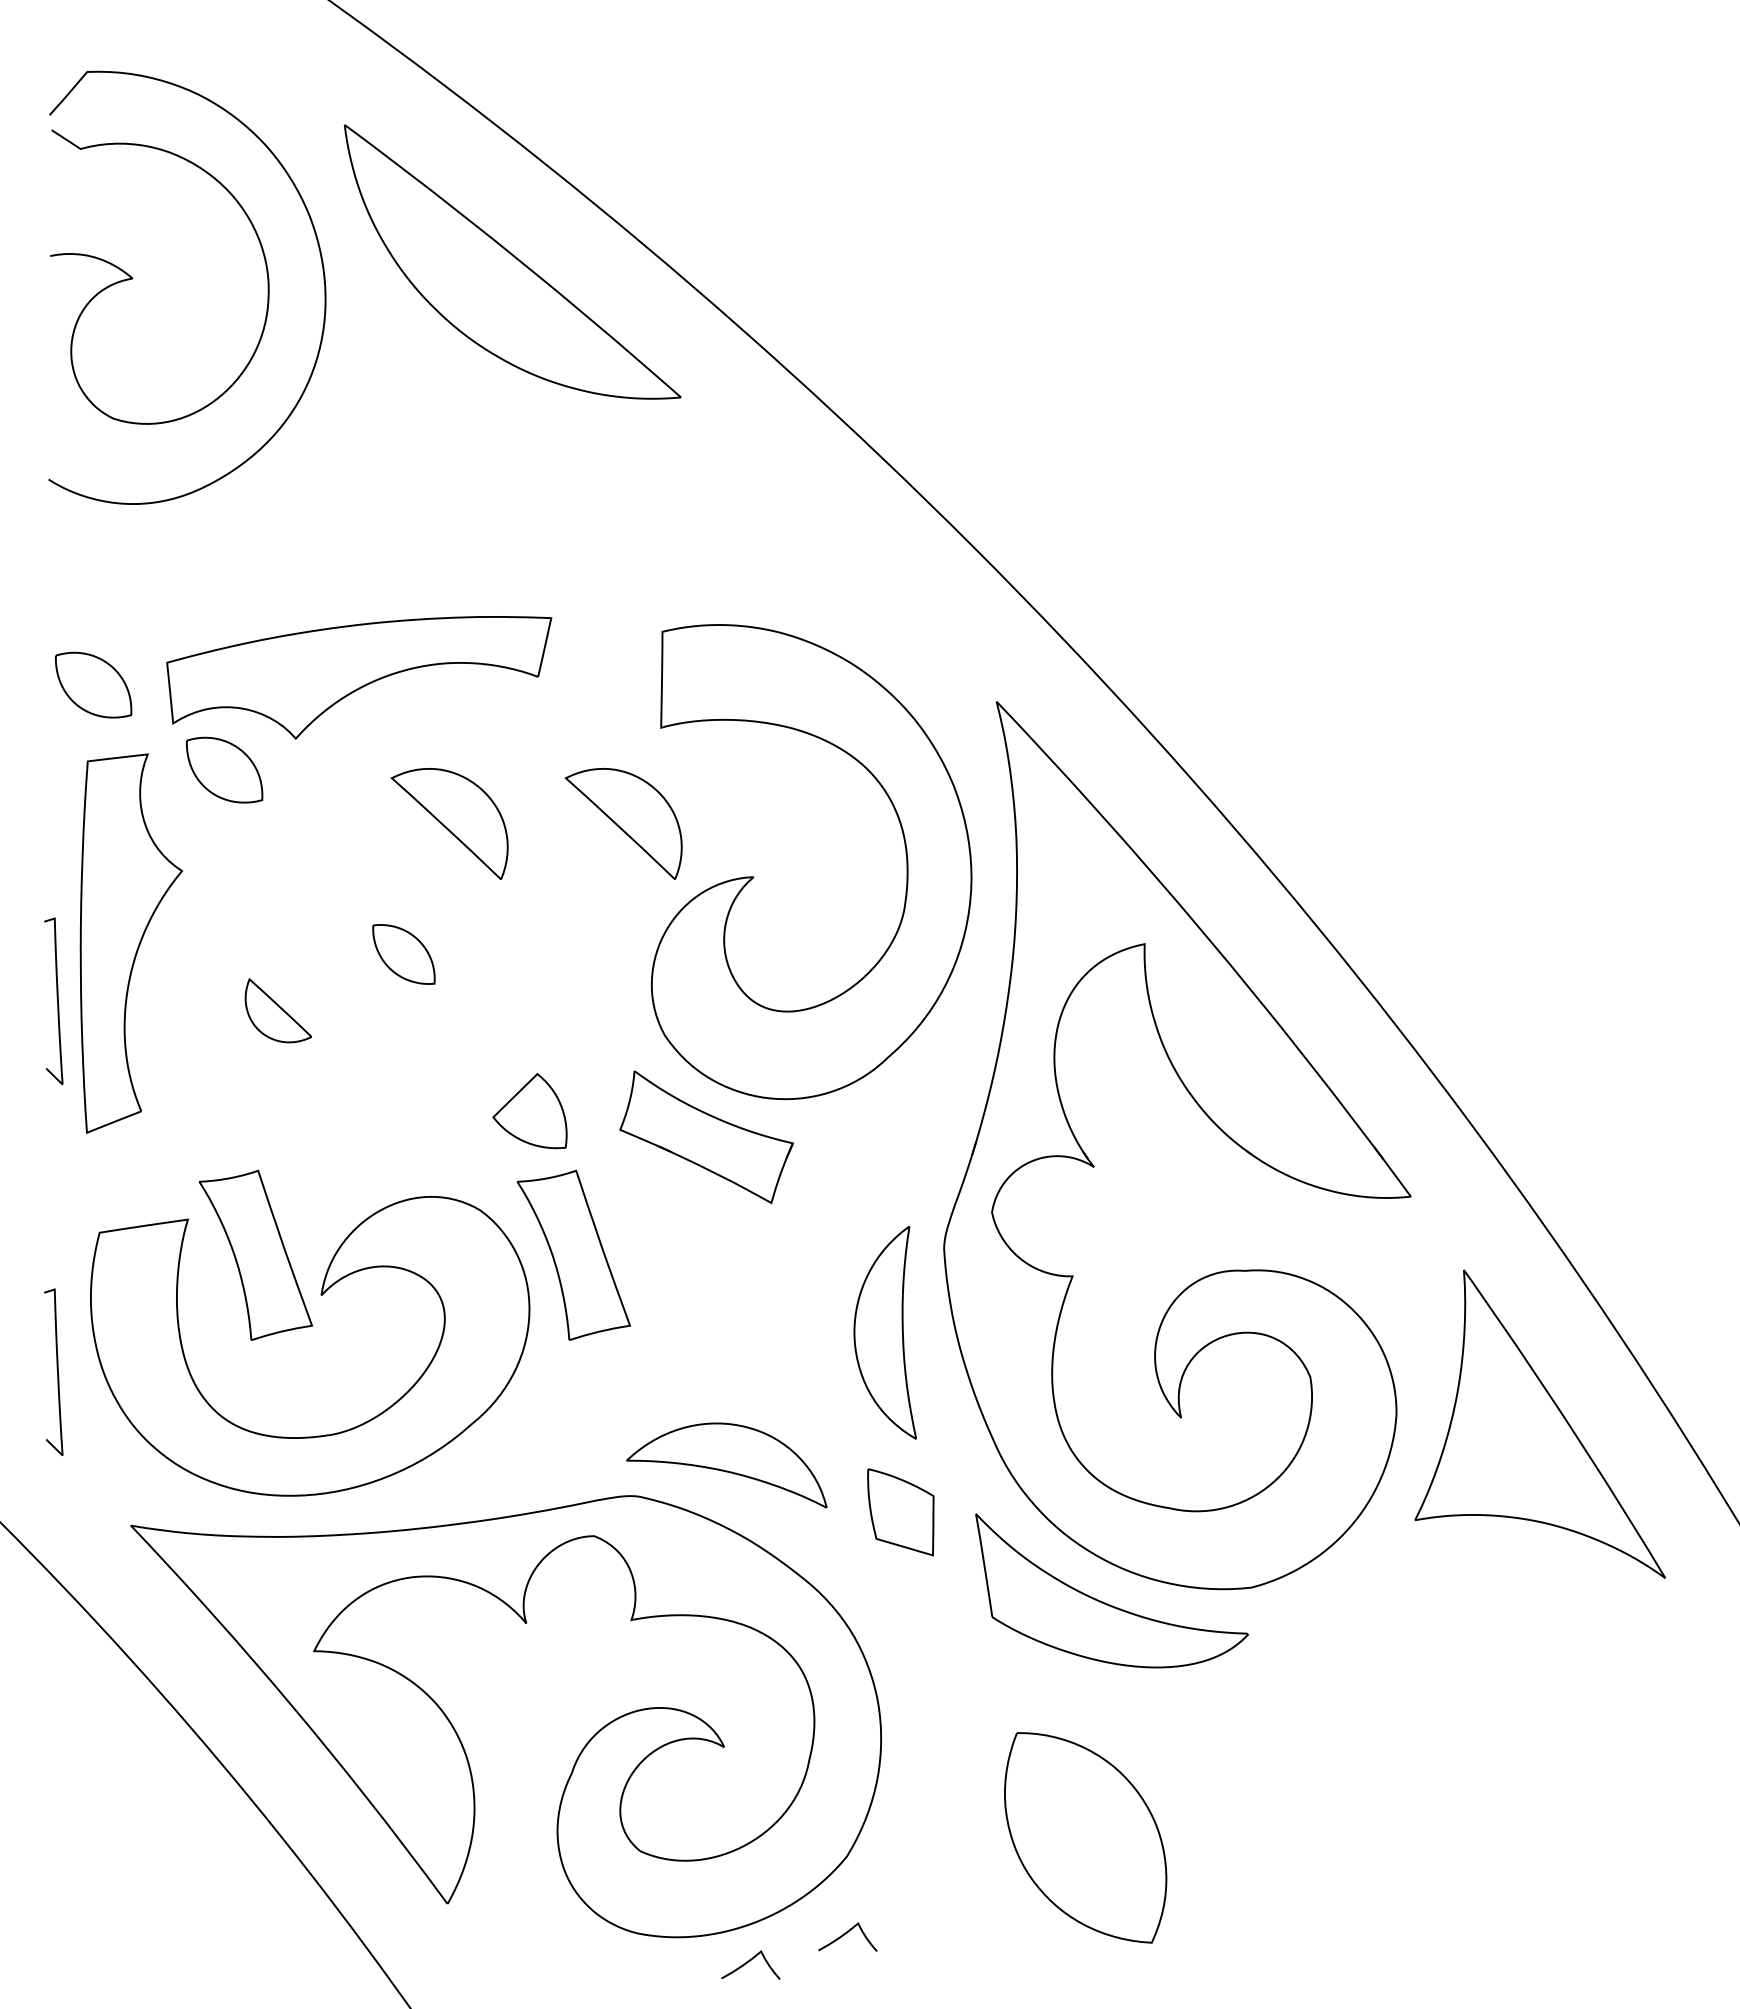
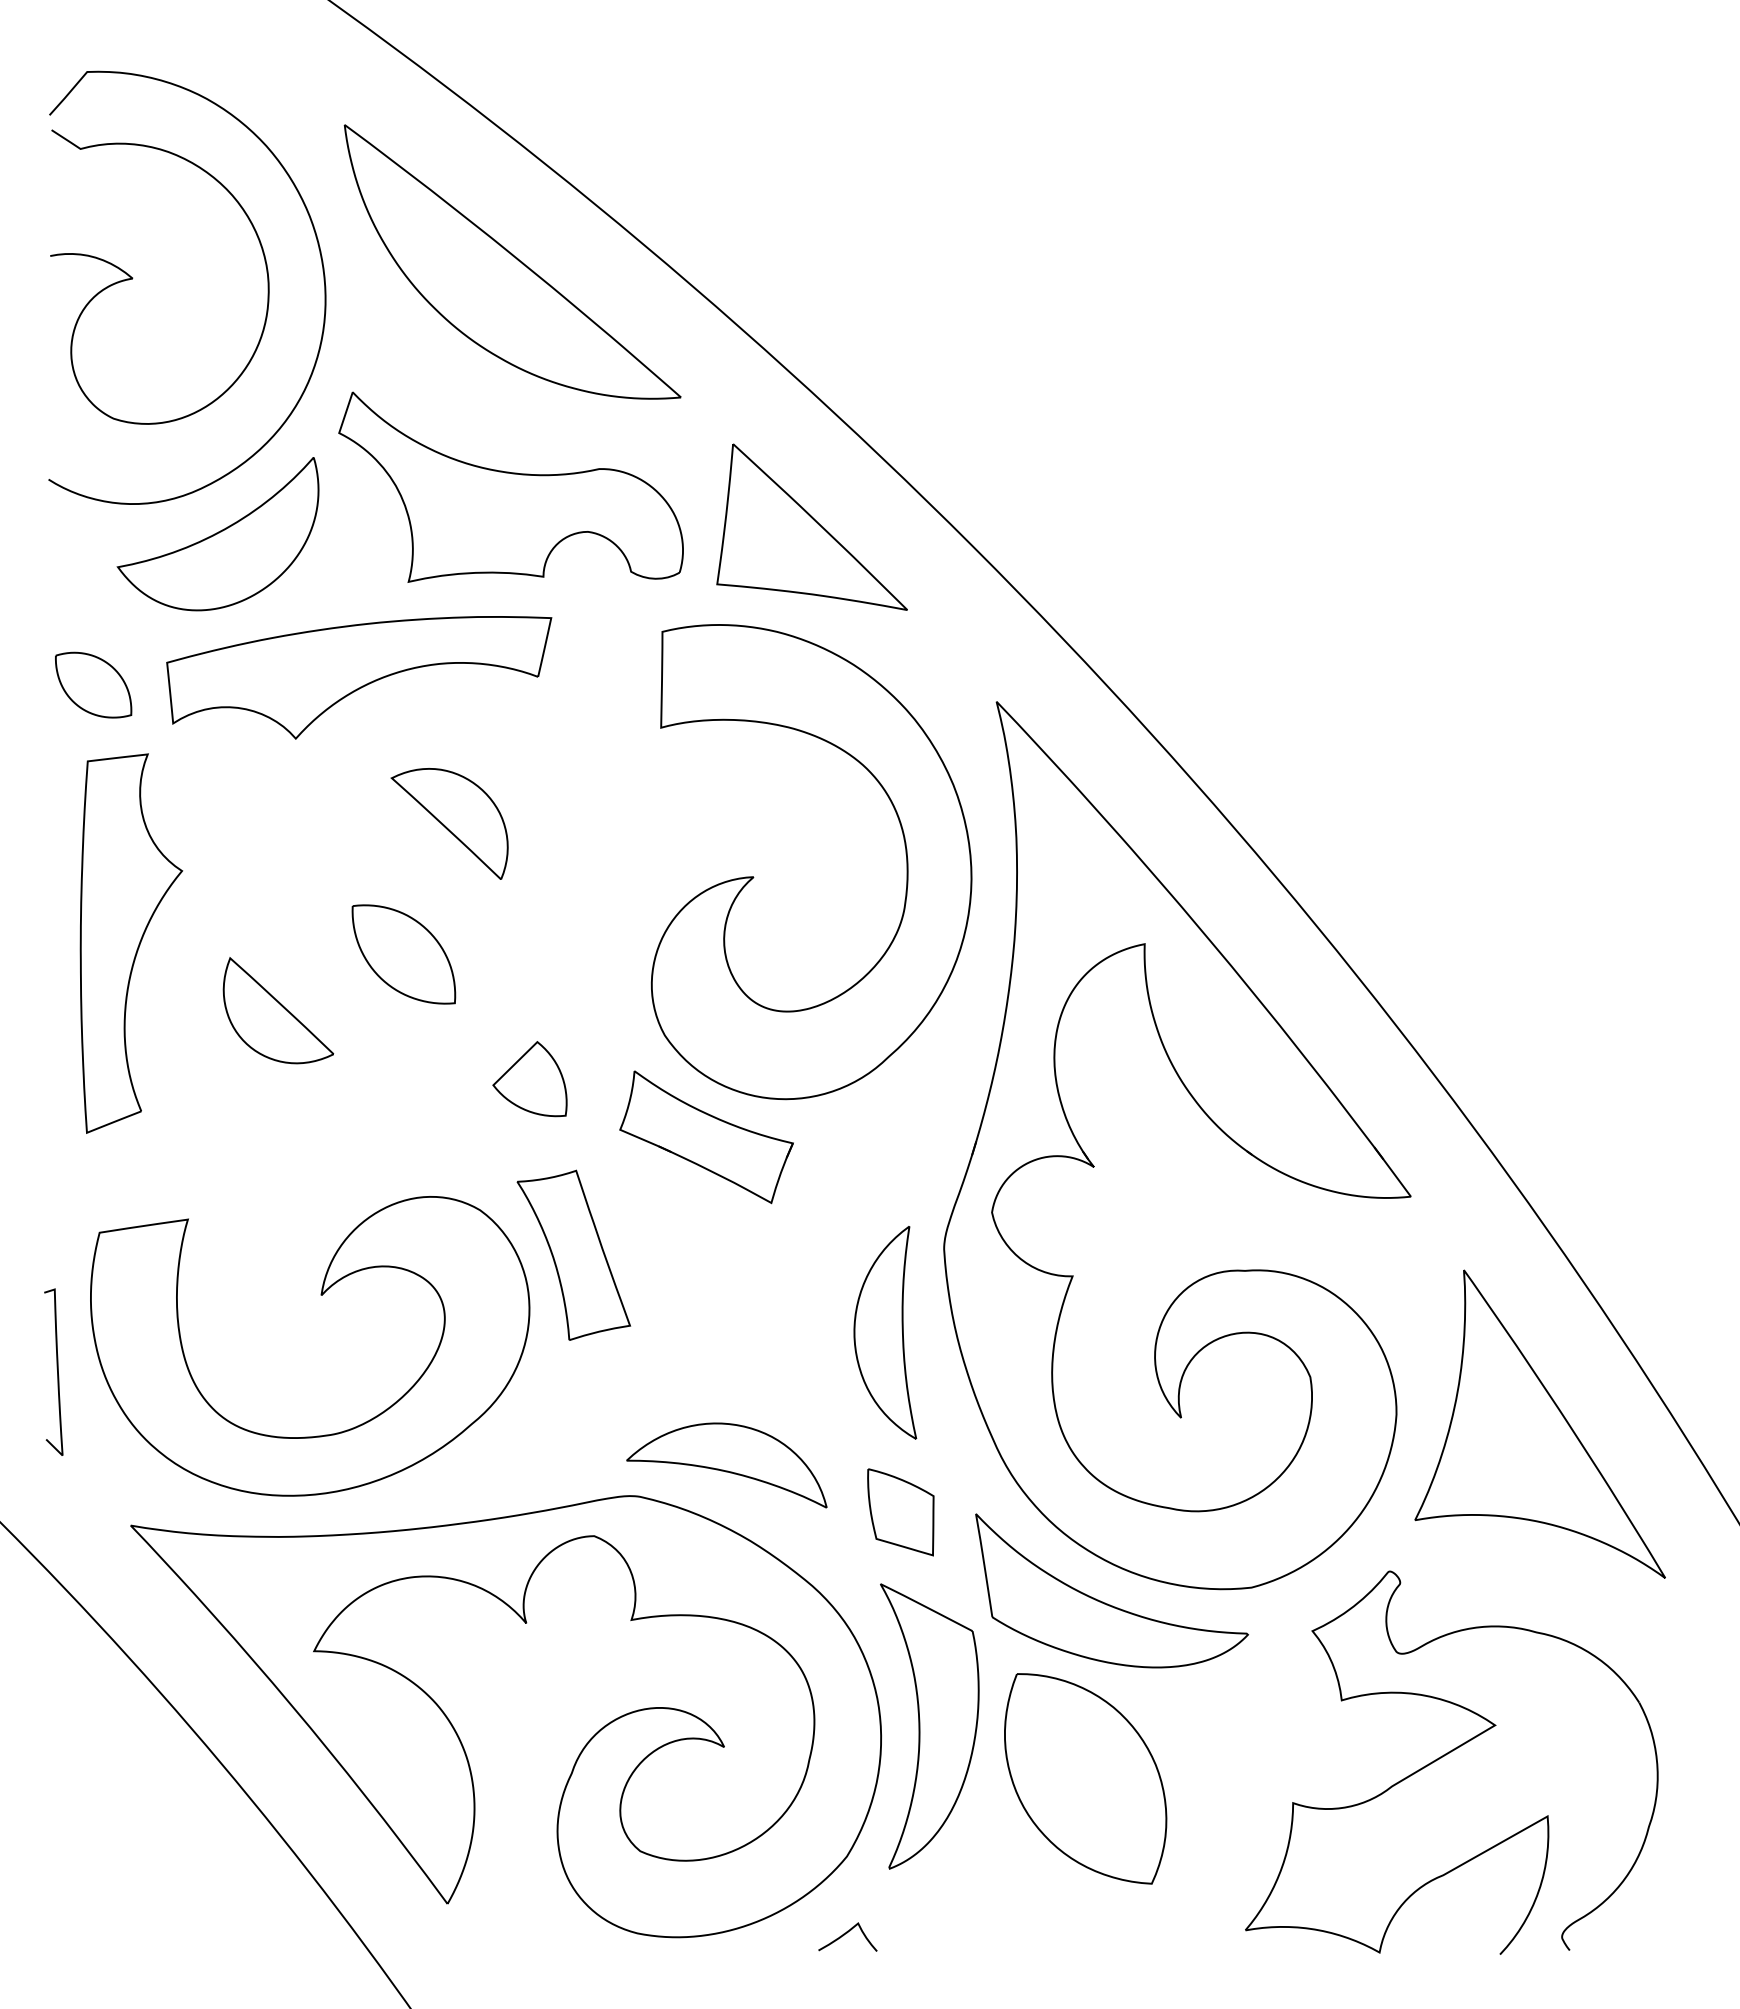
part: none -> present (510, 486)
part: none -> present (811, 526)
part: none -> present (217, 534)
part: present -> none (224, 769)
part: present -> none (623, 823)
part size: 64x61 px -> 106x101 px (403, 954)
curve: present -> none (57, 1000)
part size: 68x66 px -> 113x108 px (278, 1010)
part position: (529, 1111) -> (529, 1079) (529, 1079)
part: present -> none (255, 1254)
part: none -> present (929, 1726)
part: none -> present (1448, 1754)
part position: (1085, 1837) -> (1085, 1778) (1085, 1778)
curve: present -> none (748, 1962)
